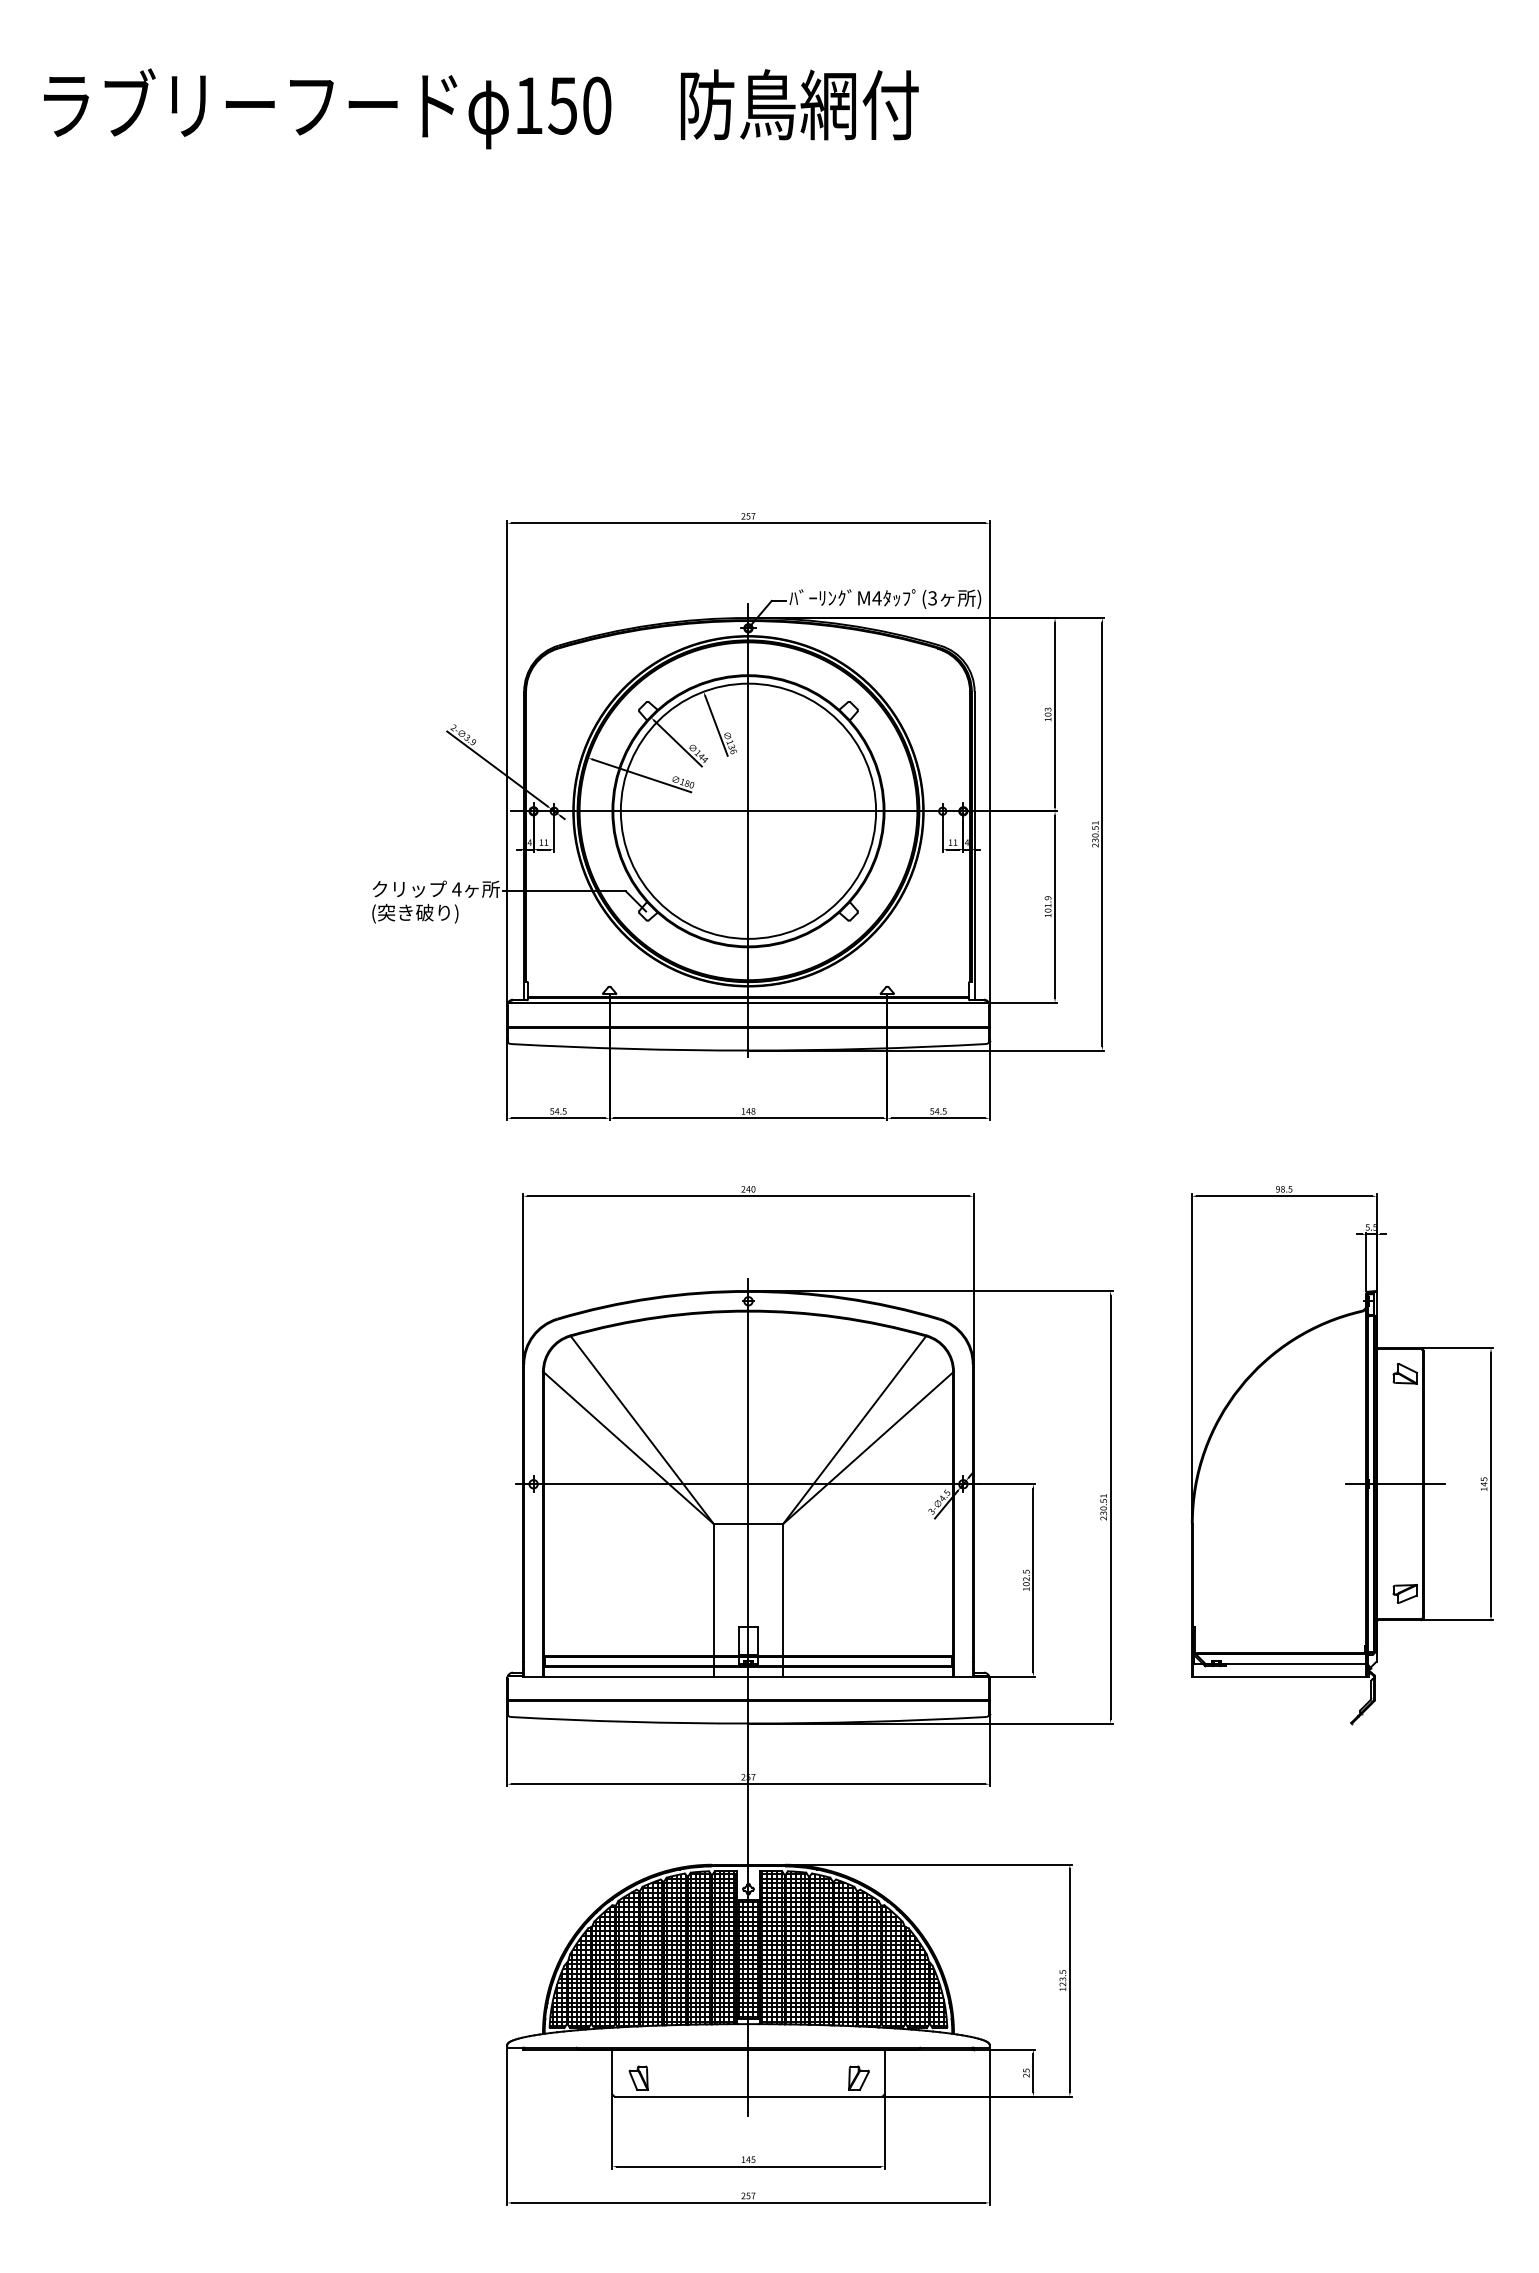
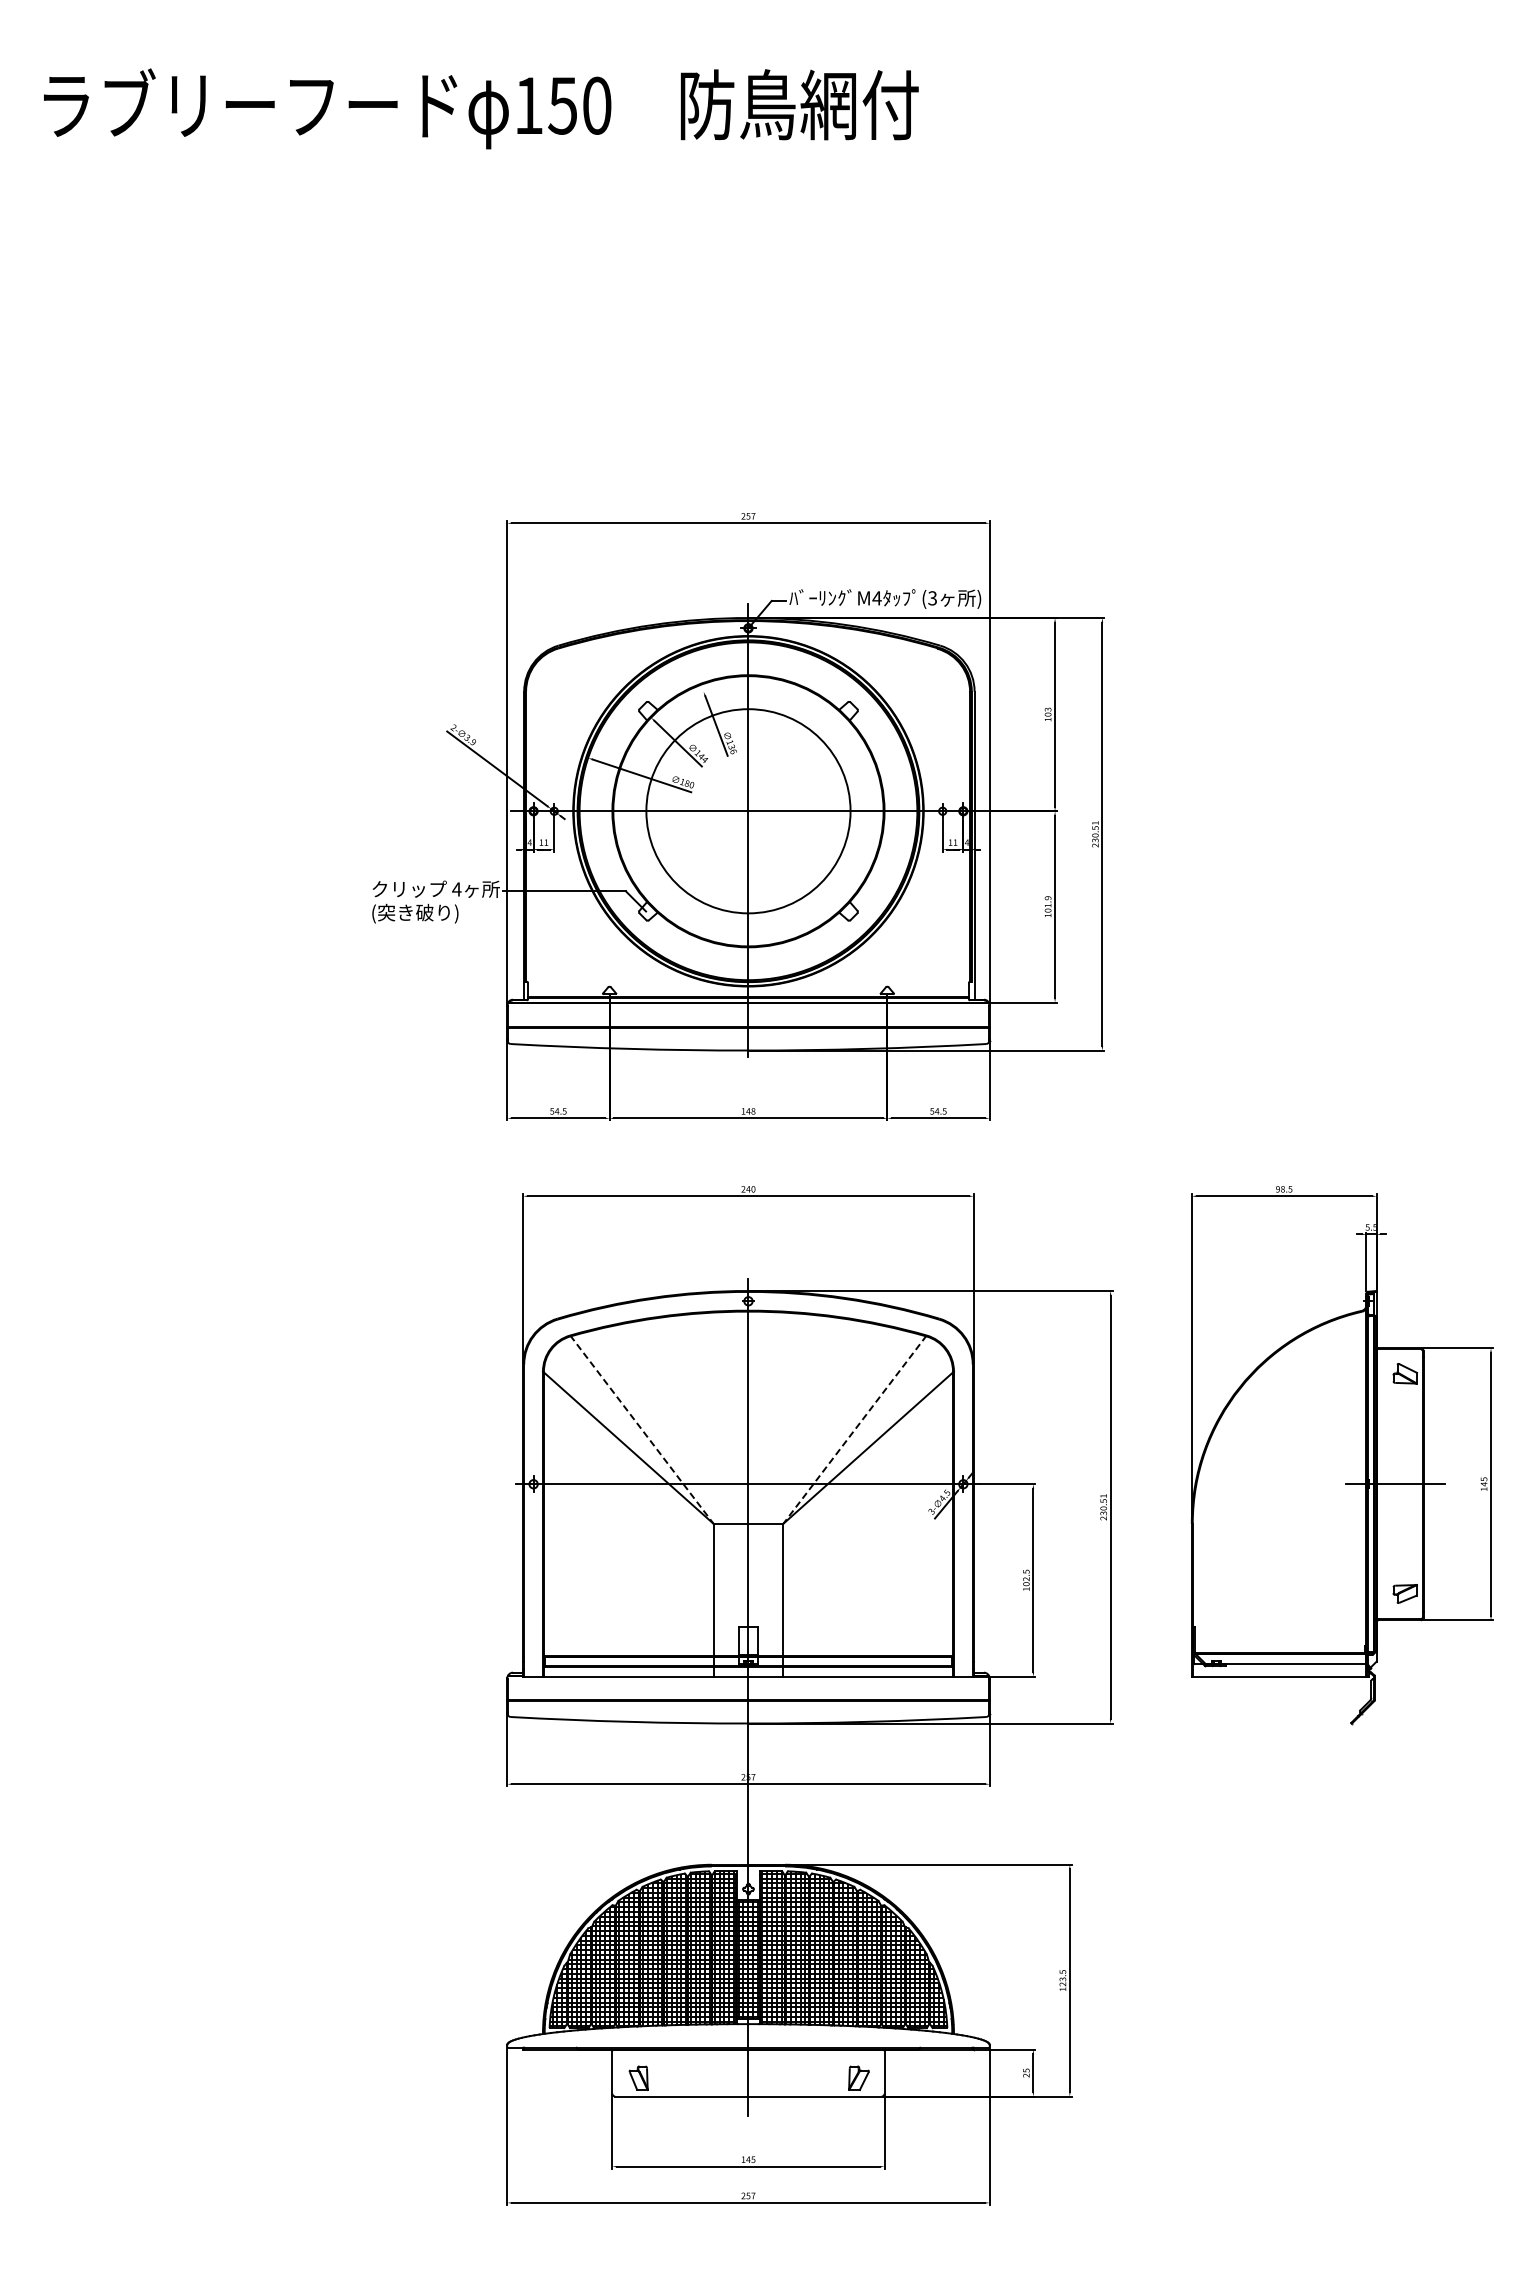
circle diameter: 255 px -> 204 px (748, 811)
line: solid -> dashed (642, 1430)
line: solid -> dashed (854, 1430)
